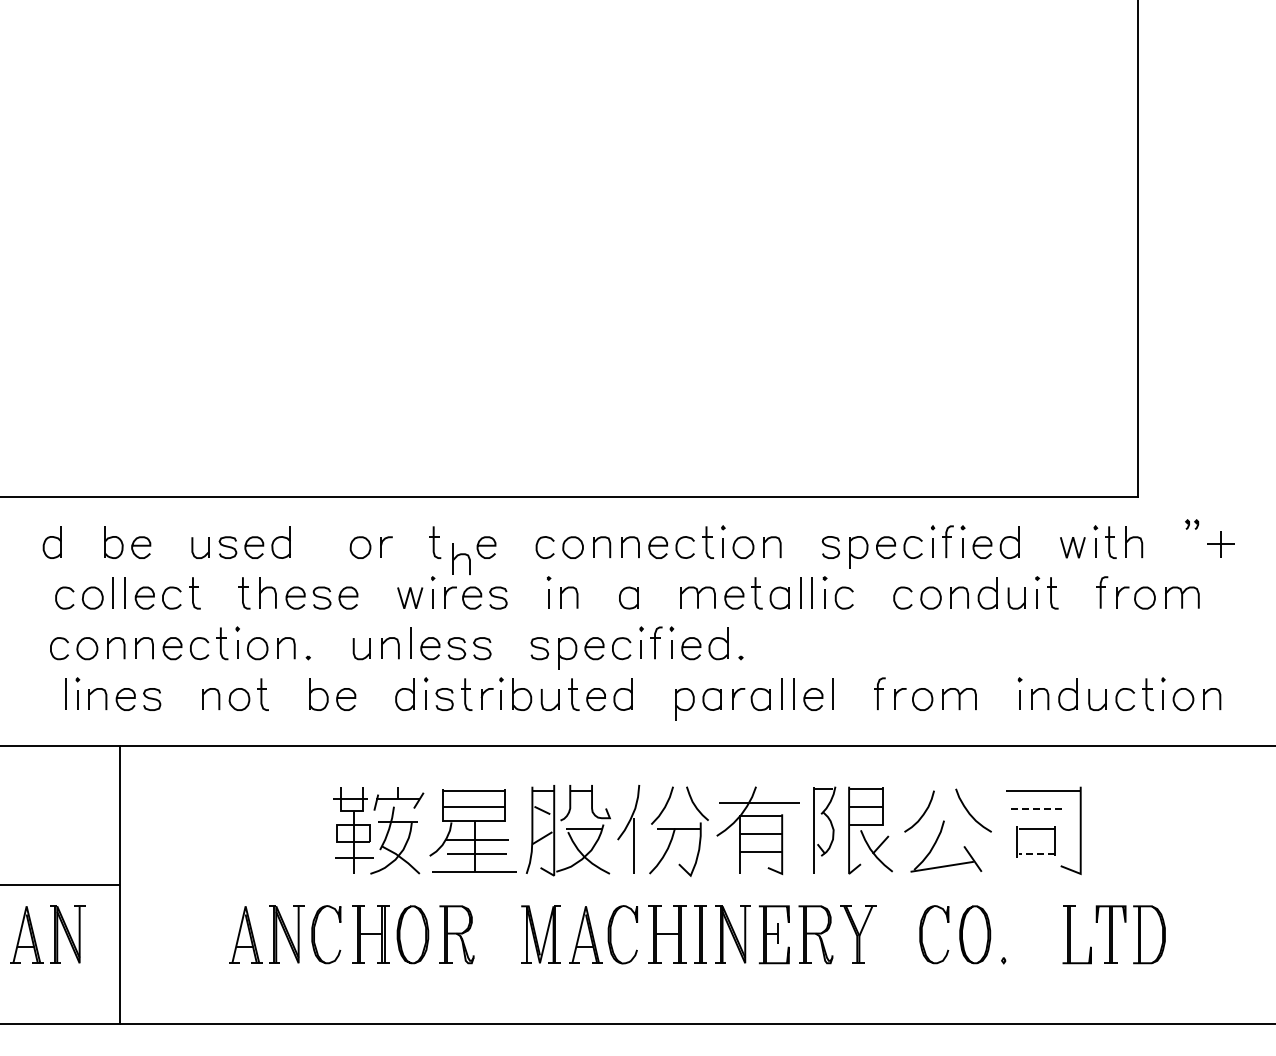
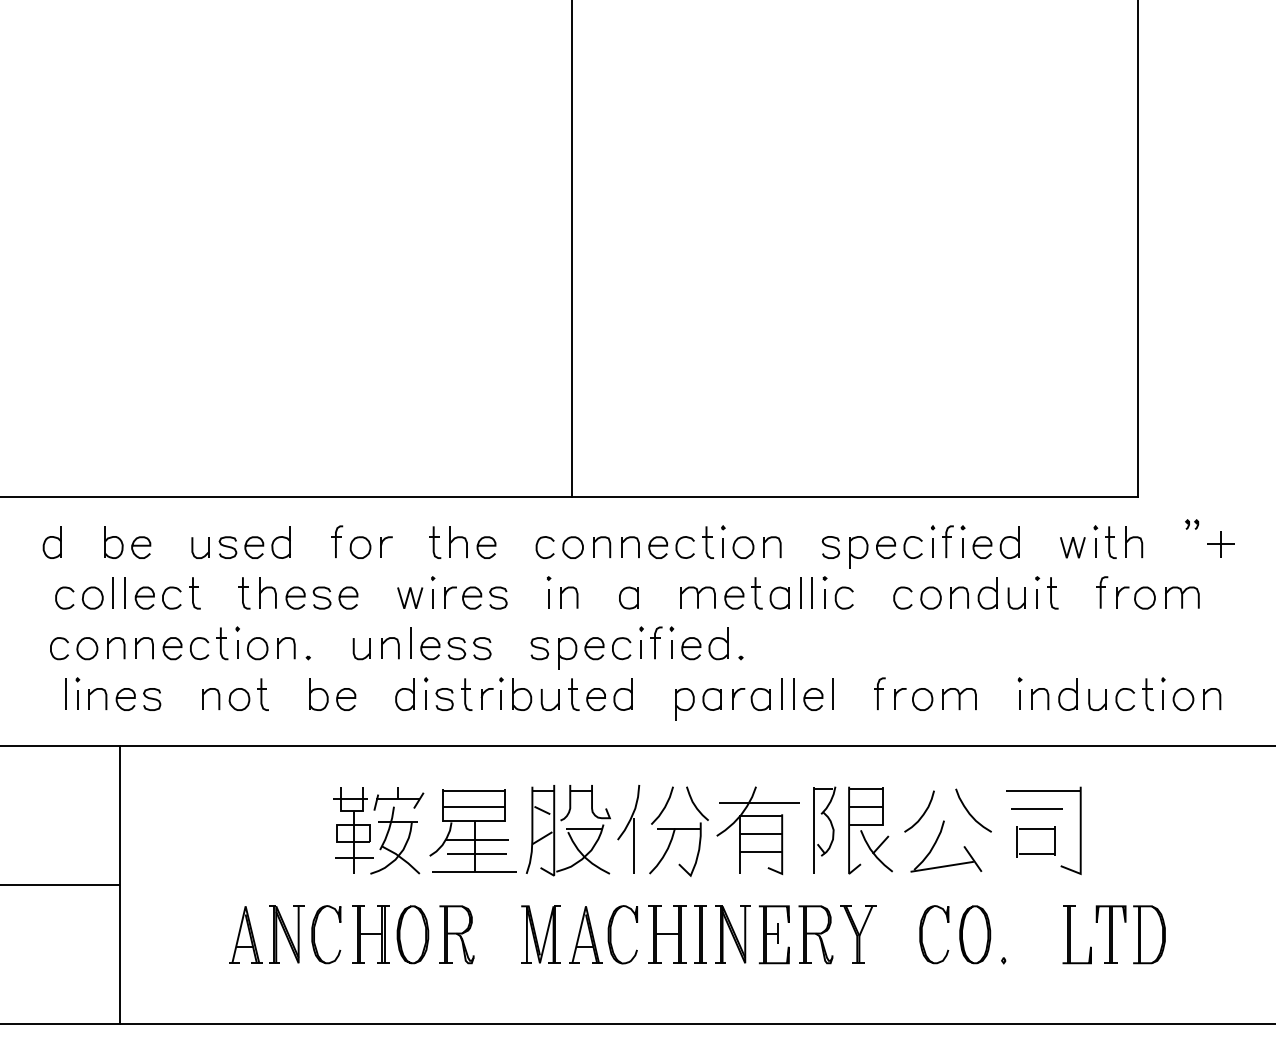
line: none -> present (571, 249)
part: none -> present (337, 541)
part position: (461, 559) -> (458, 542) (458, 542)
line: dashed -> solid (1037, 808)
line: dashed -> solid (1037, 853)
part: present -> none (54, 934)
